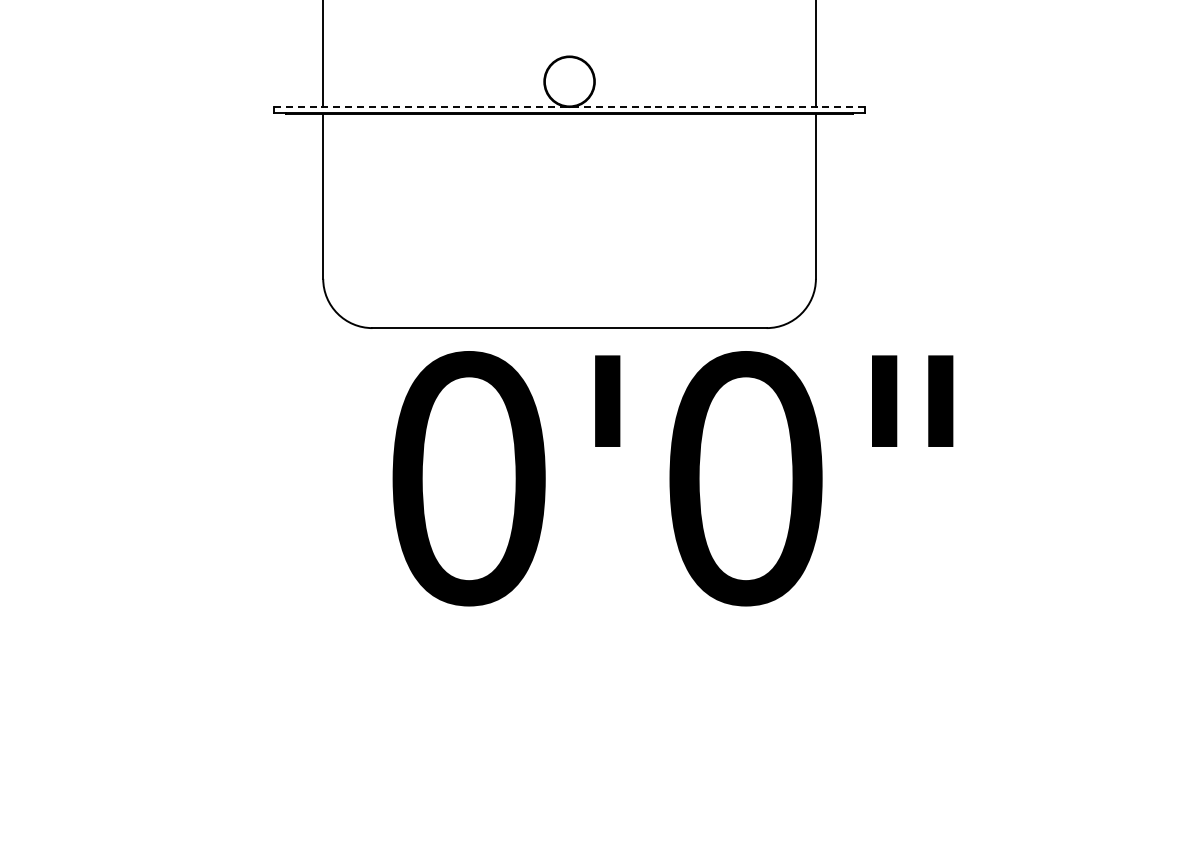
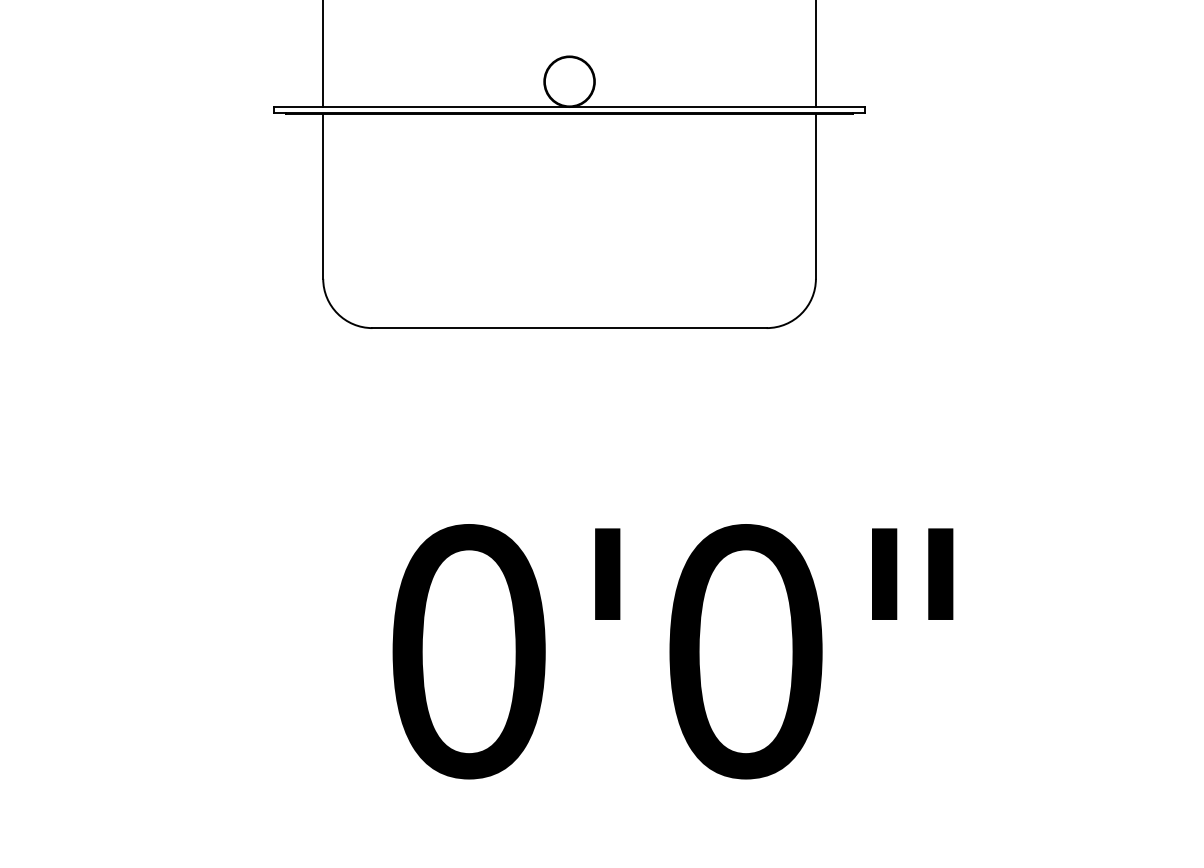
line: dashed -> solid (569, 107)
text position: (672, 478) -> (672, 651) (672, 651)
